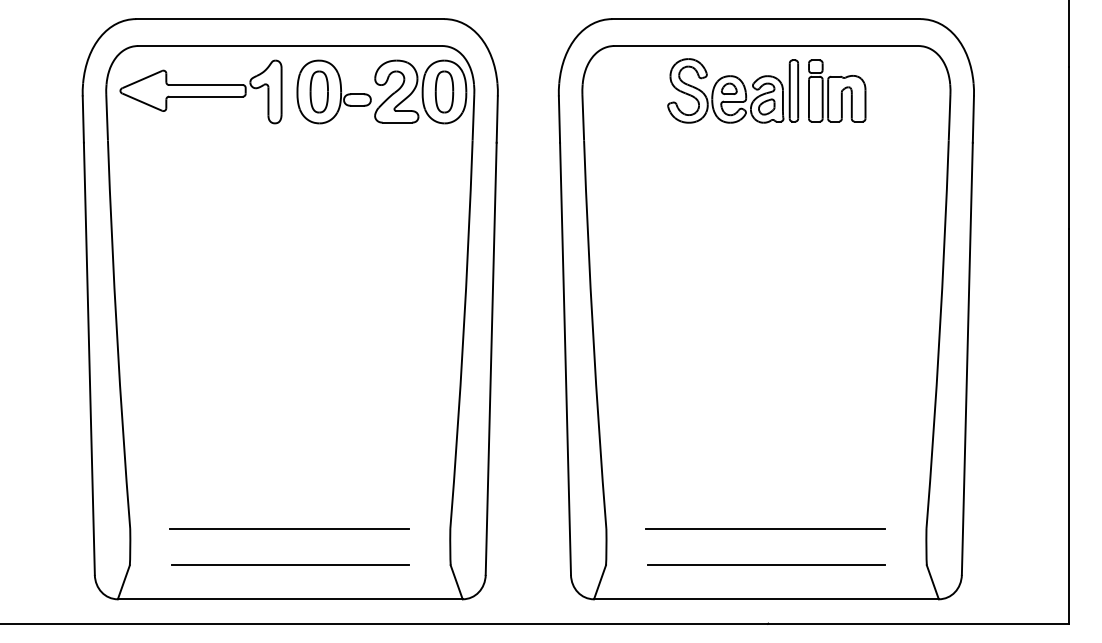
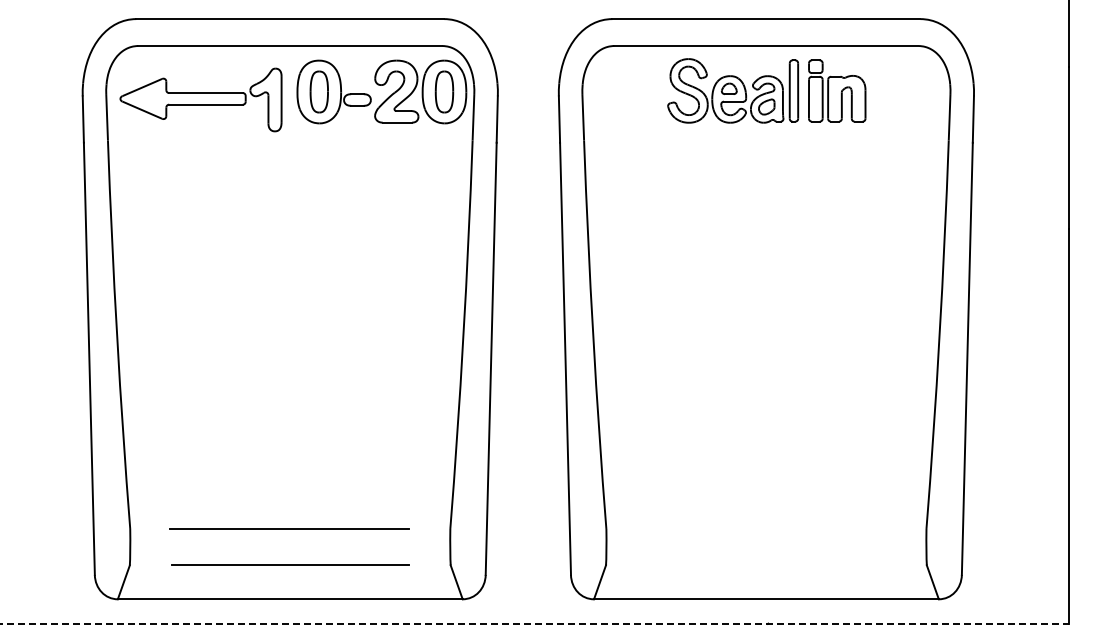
part position: (200, 91) -> (200, 99) (200, 99)
line: present -> none (765, 529)
line: present -> none (765, 565)
line: solid -> dashed (535, 623)
